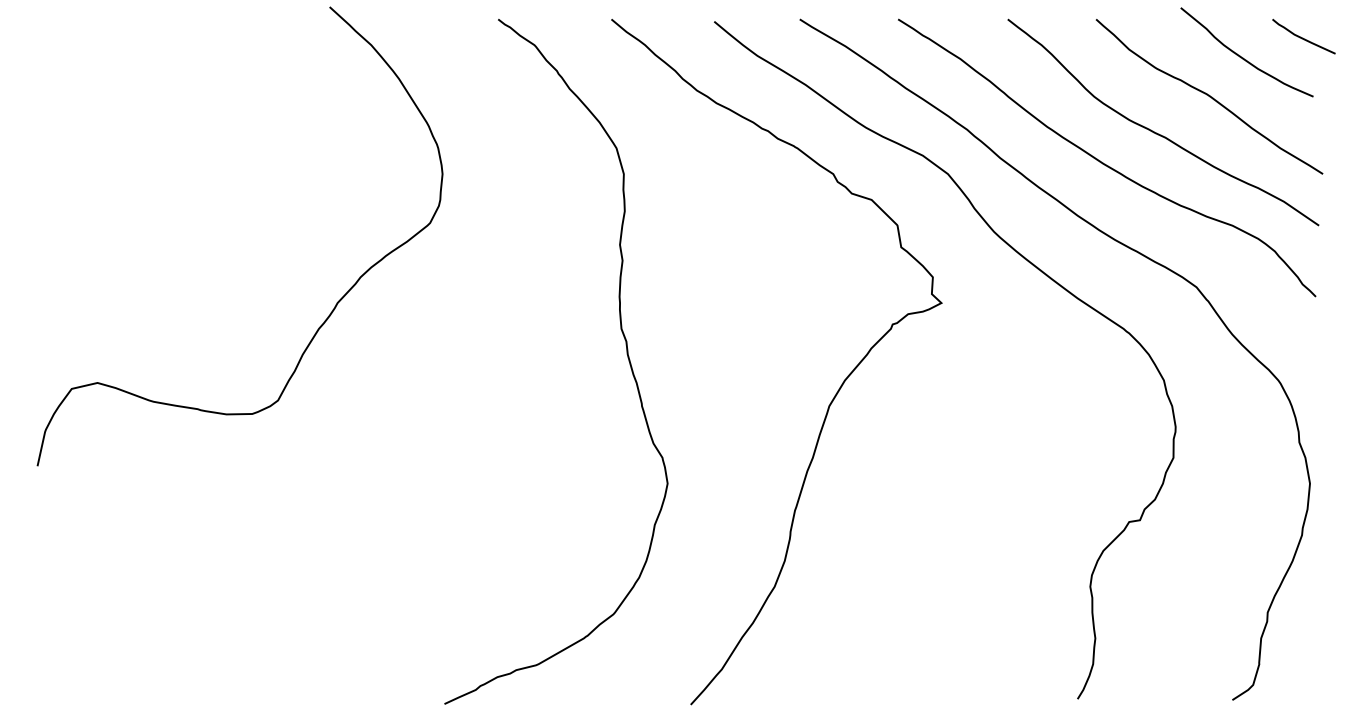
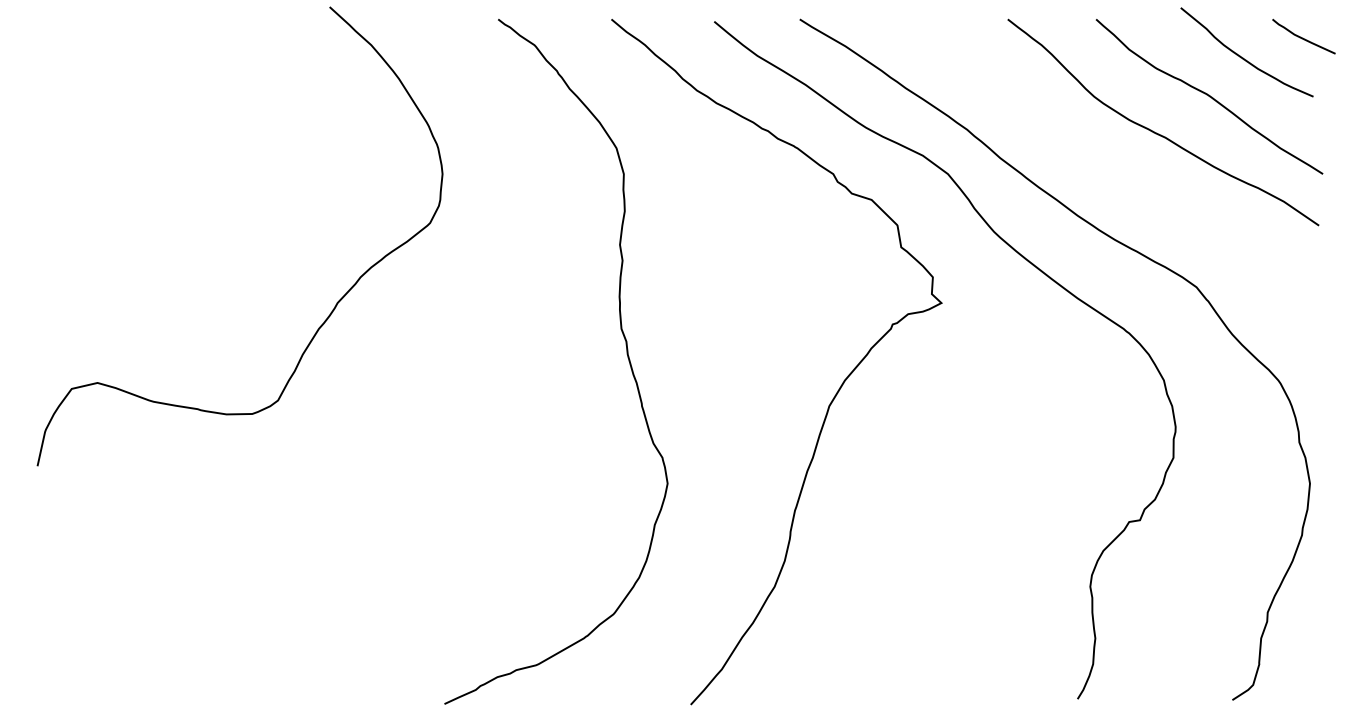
curve: present -> none (1105, 163)
